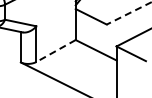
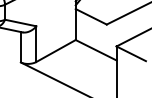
line: dashed -> solid (129, 13)
line: dashed -> solid (56, 51)
